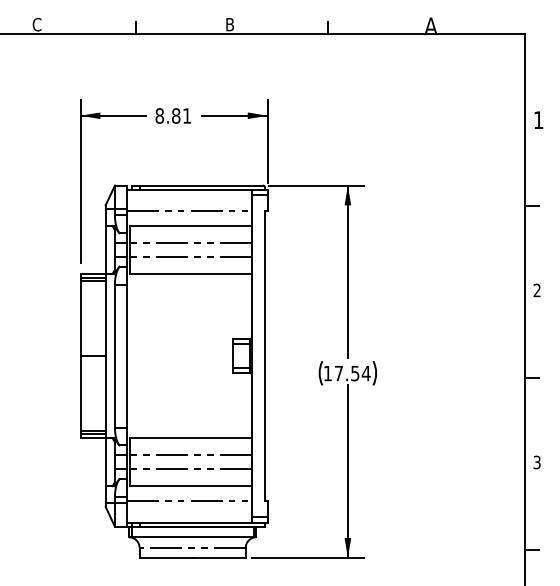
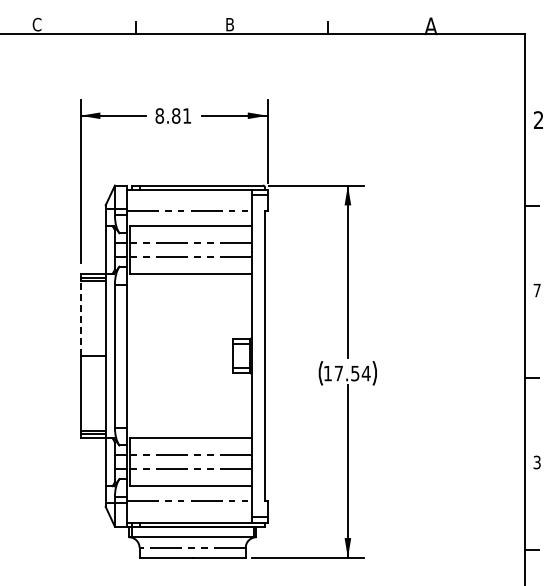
text: 1 -> 2 (538, 119)
text: 2 -> 7 (536, 290)
line: solid -> dashed (80, 318)
